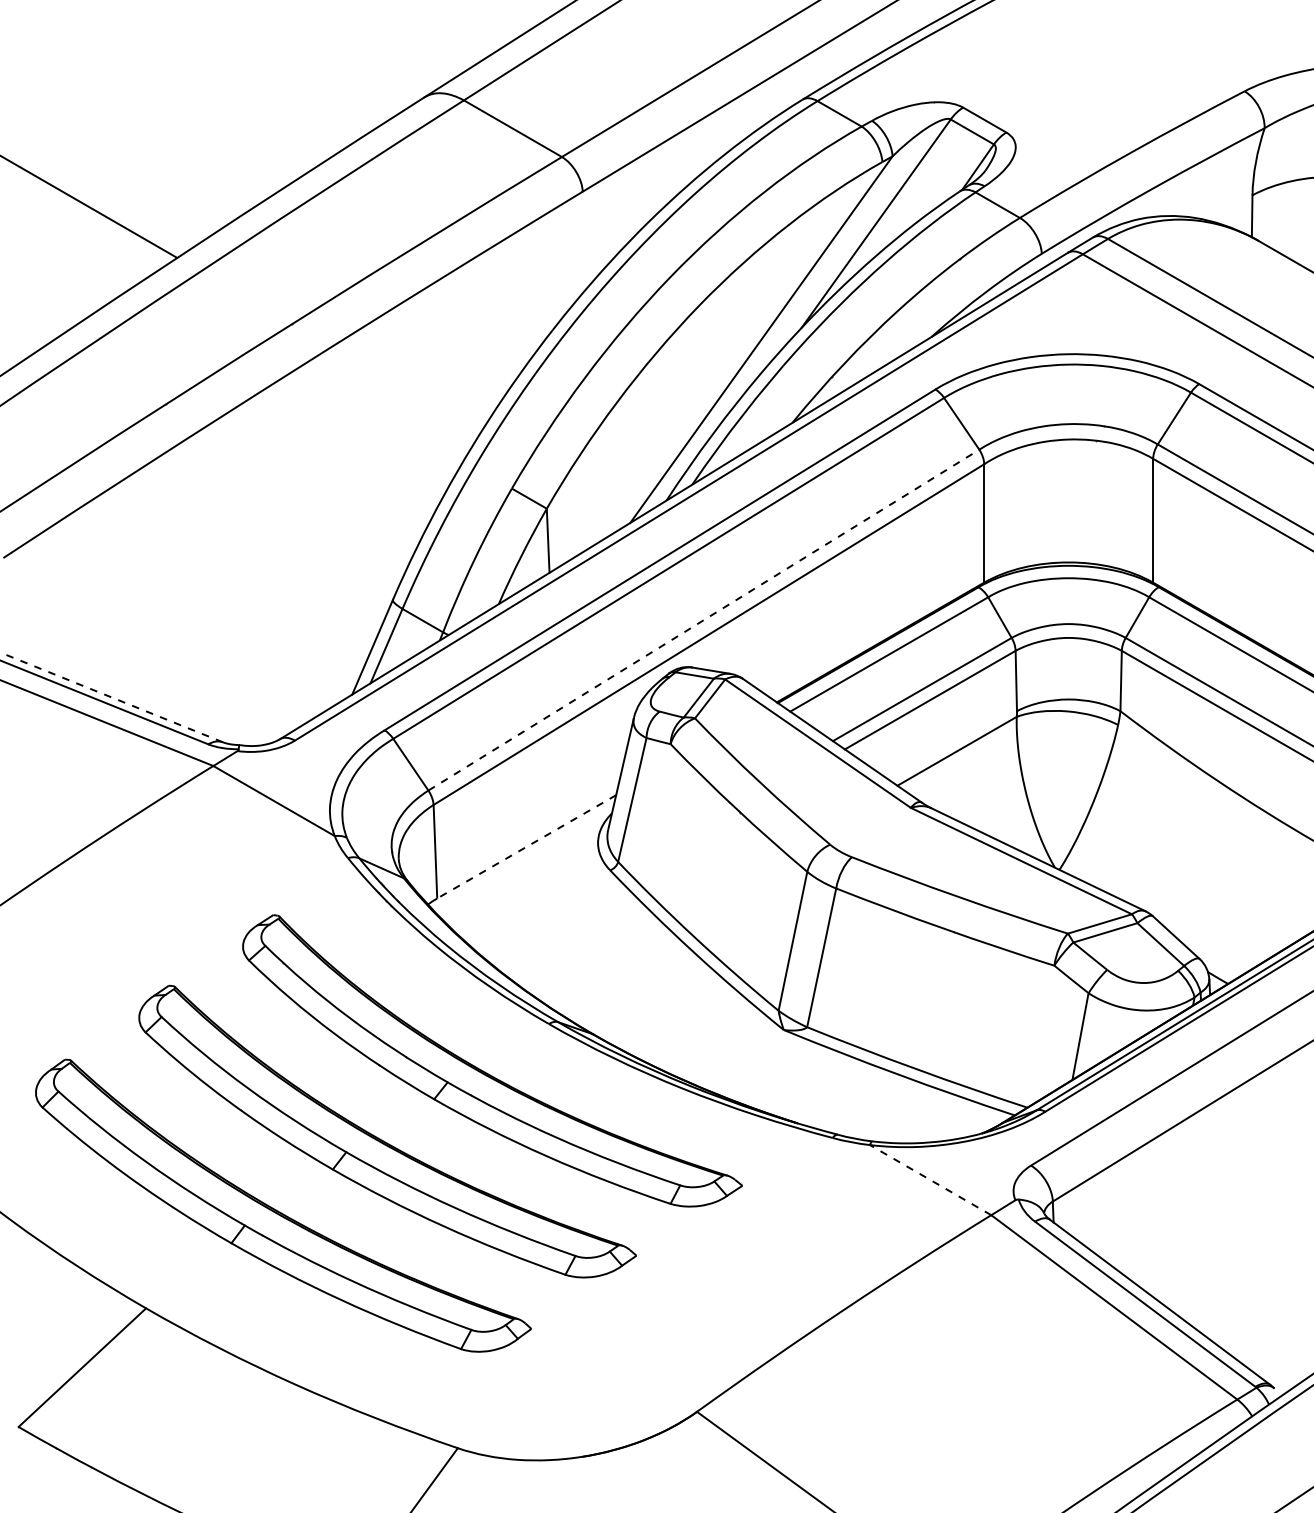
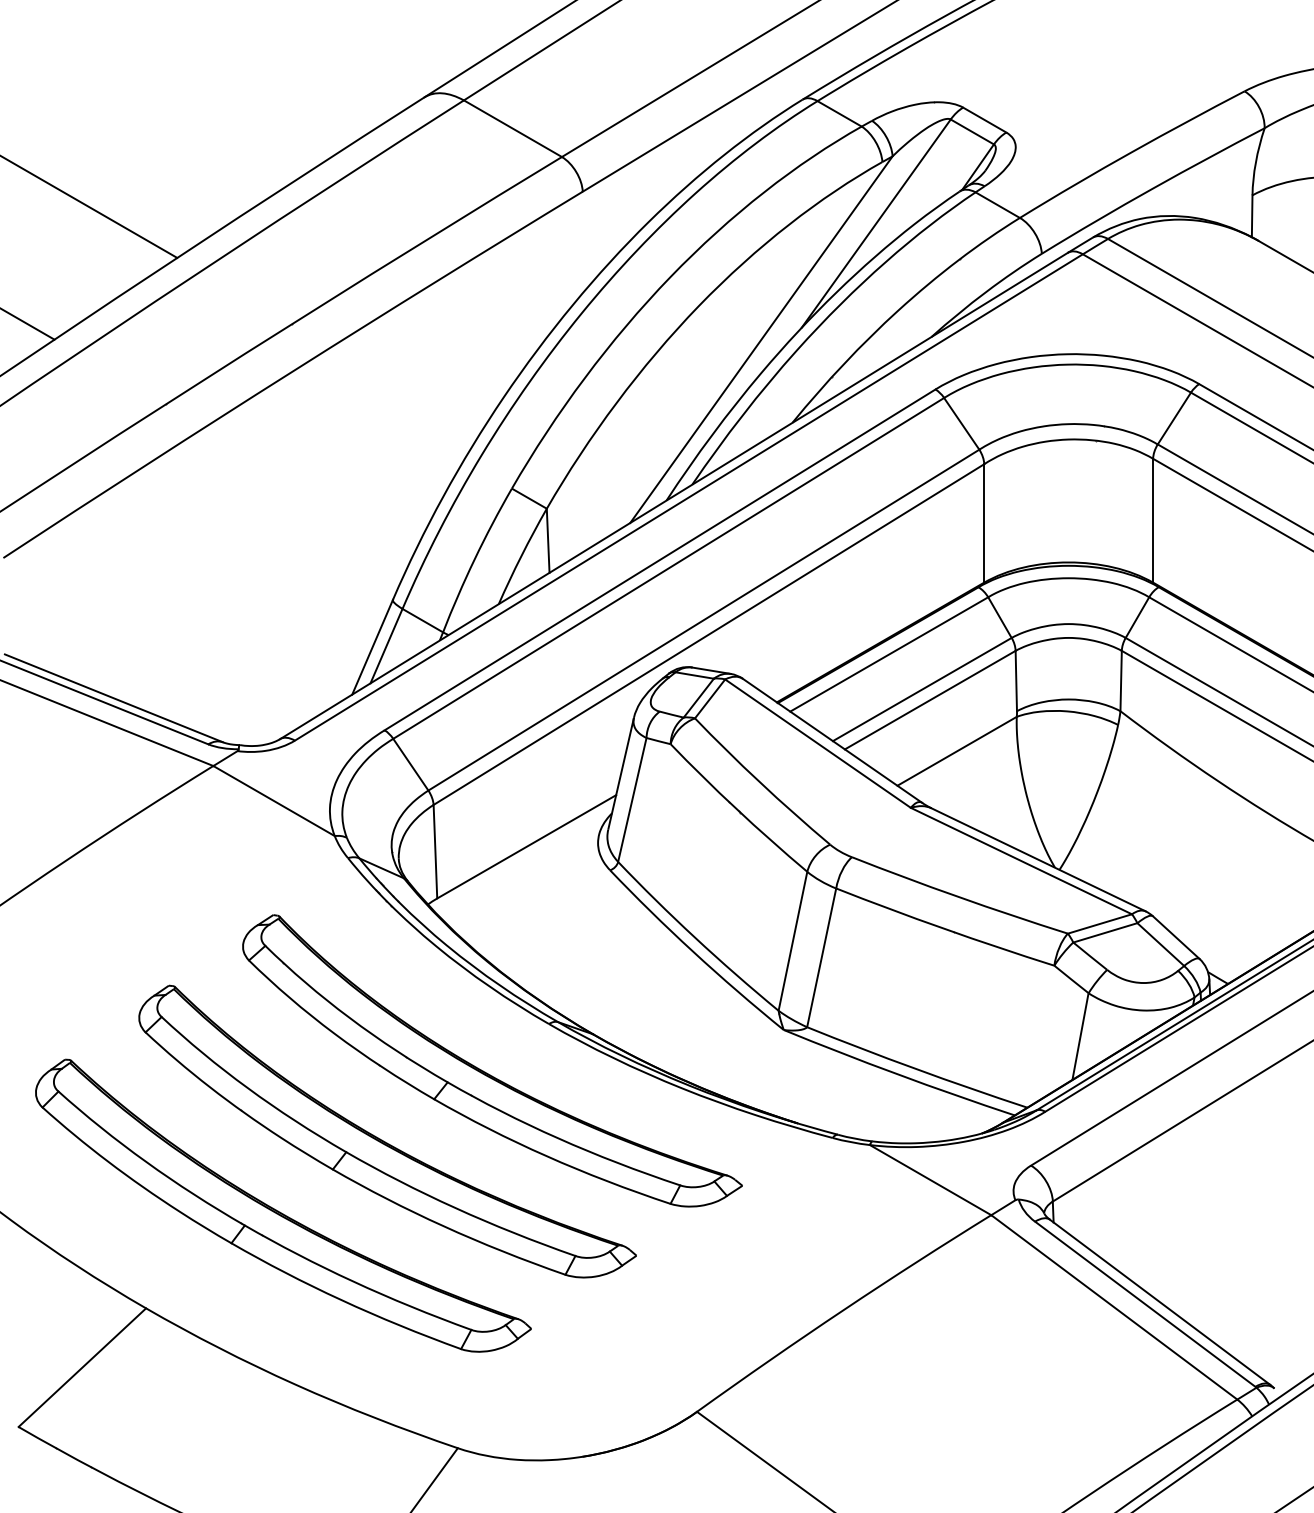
line: none -> present (28, 324)
line: dashed -> solid (703, 620)
line: dashed -> solid (113, 698)
line: dashed -> solid (526, 847)
line: dashed -> solid (930, 1179)
